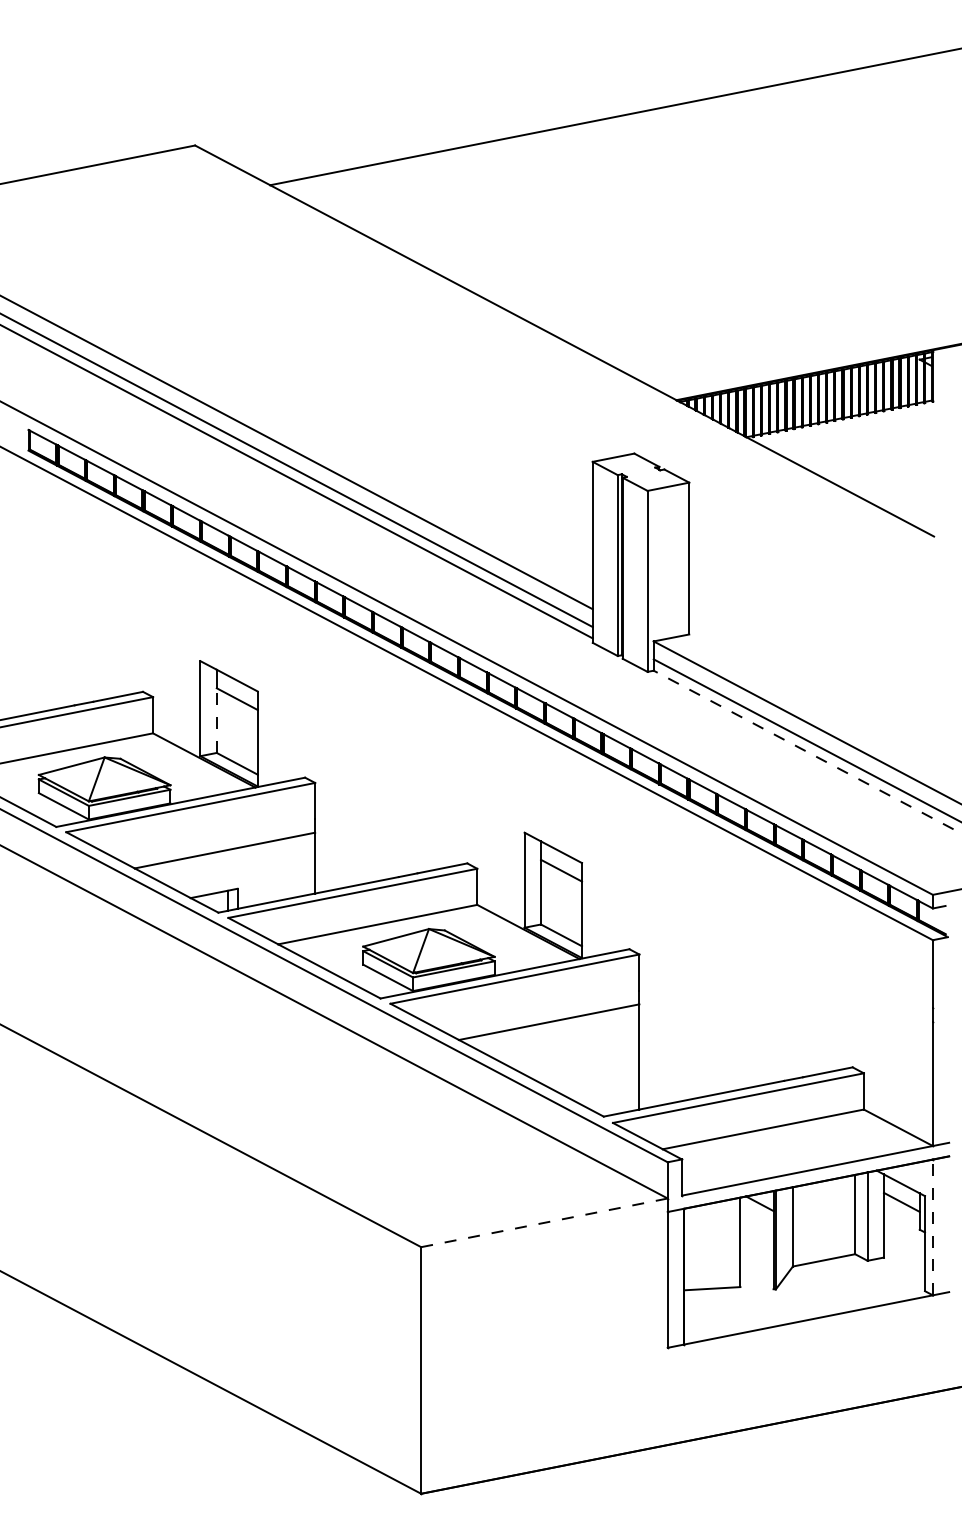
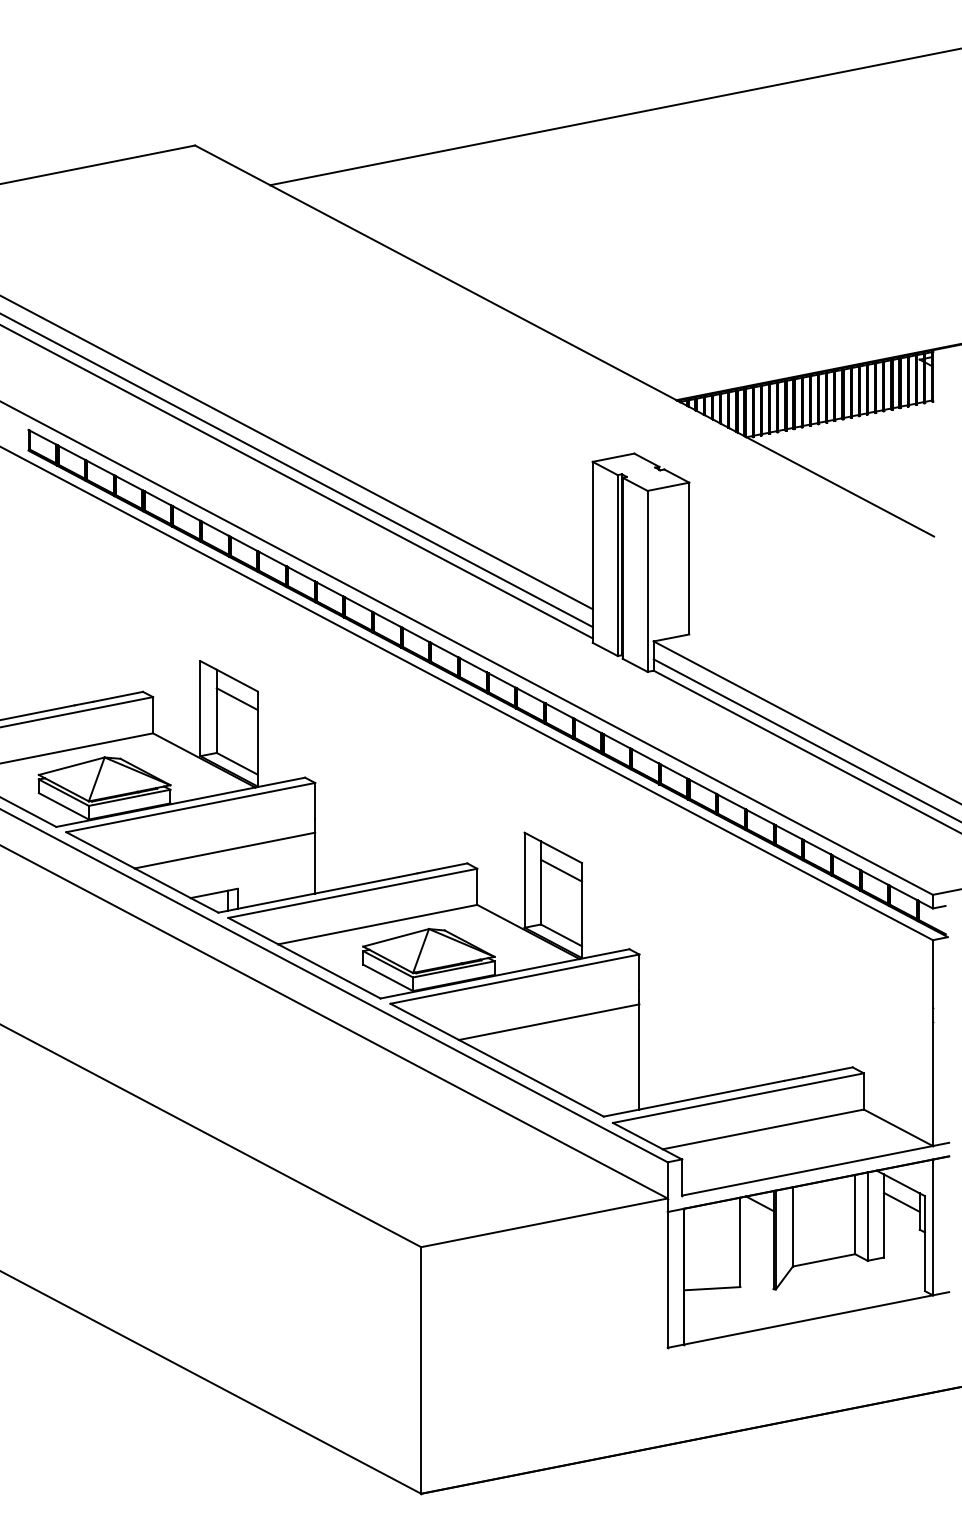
line: dashed -> solid (216, 720)
line: dashed -> solid (807, 752)
line: dashed -> solid (544, 1222)
line: dashed -> solid (932, 1227)
